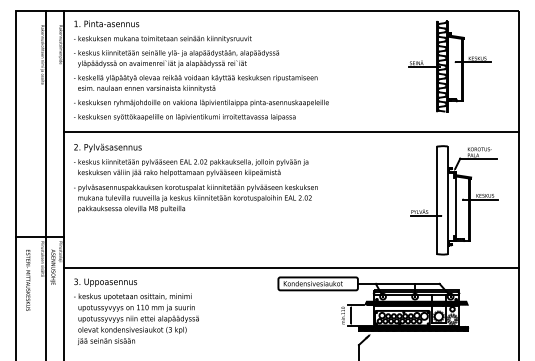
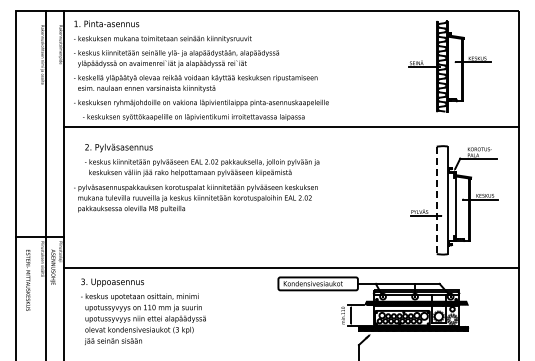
text position: (184, 117) -> (193, 117) (193, 117)
line position: (291, 131) -> (291, 126) (291, 126)
text position: (191, 159) -> (202, 159) (202, 159)
line: solid -> dashed (436, 200)
text position: (136, 311) -> (143, 311) (143, 311)
